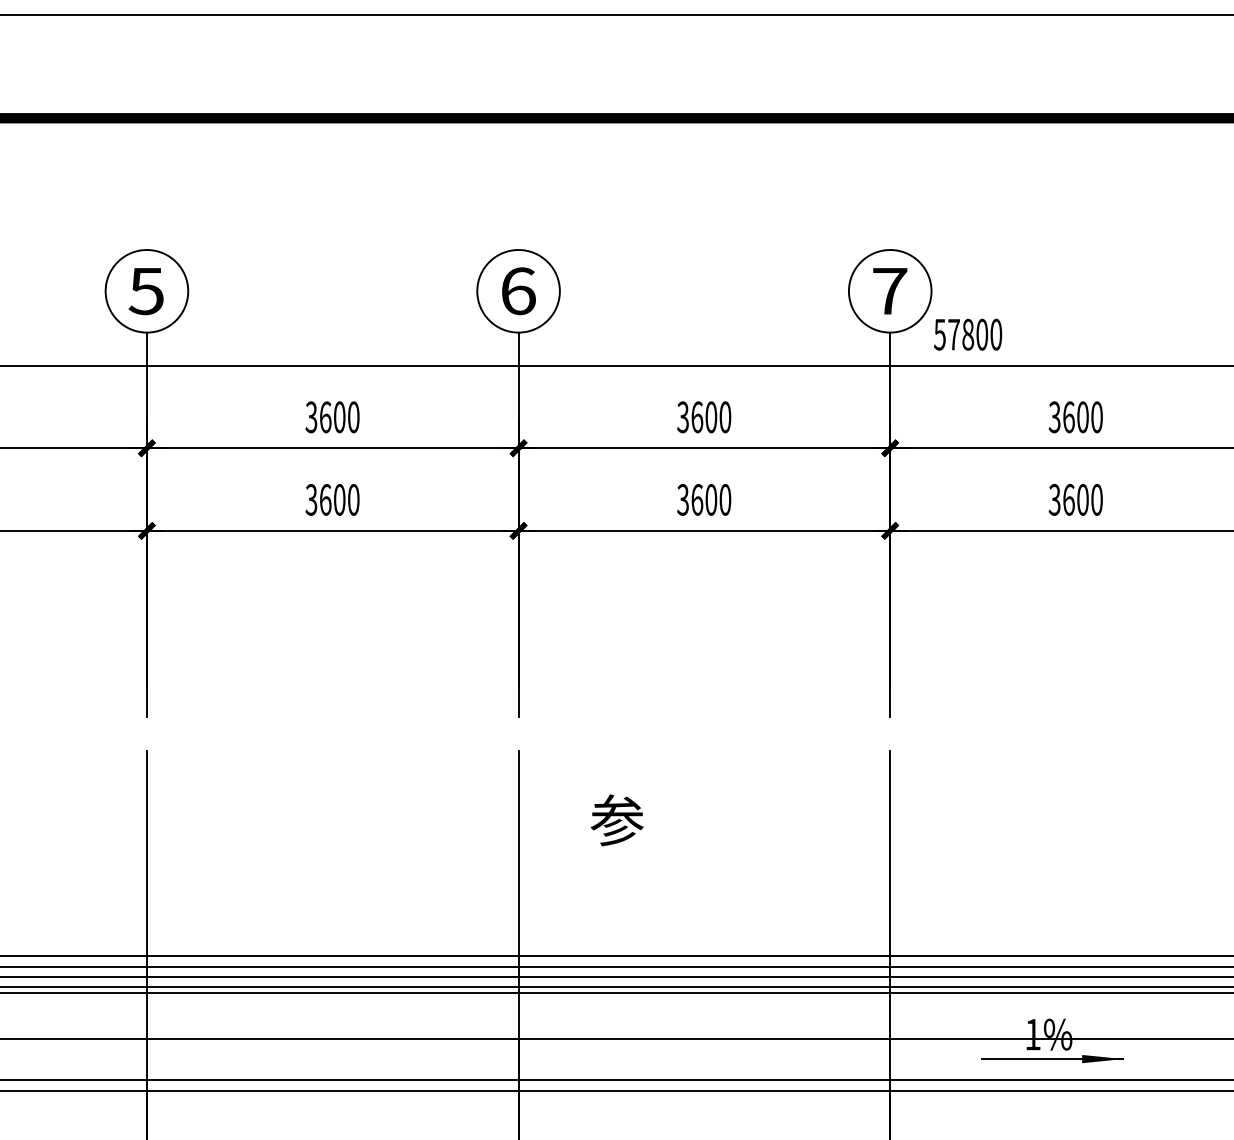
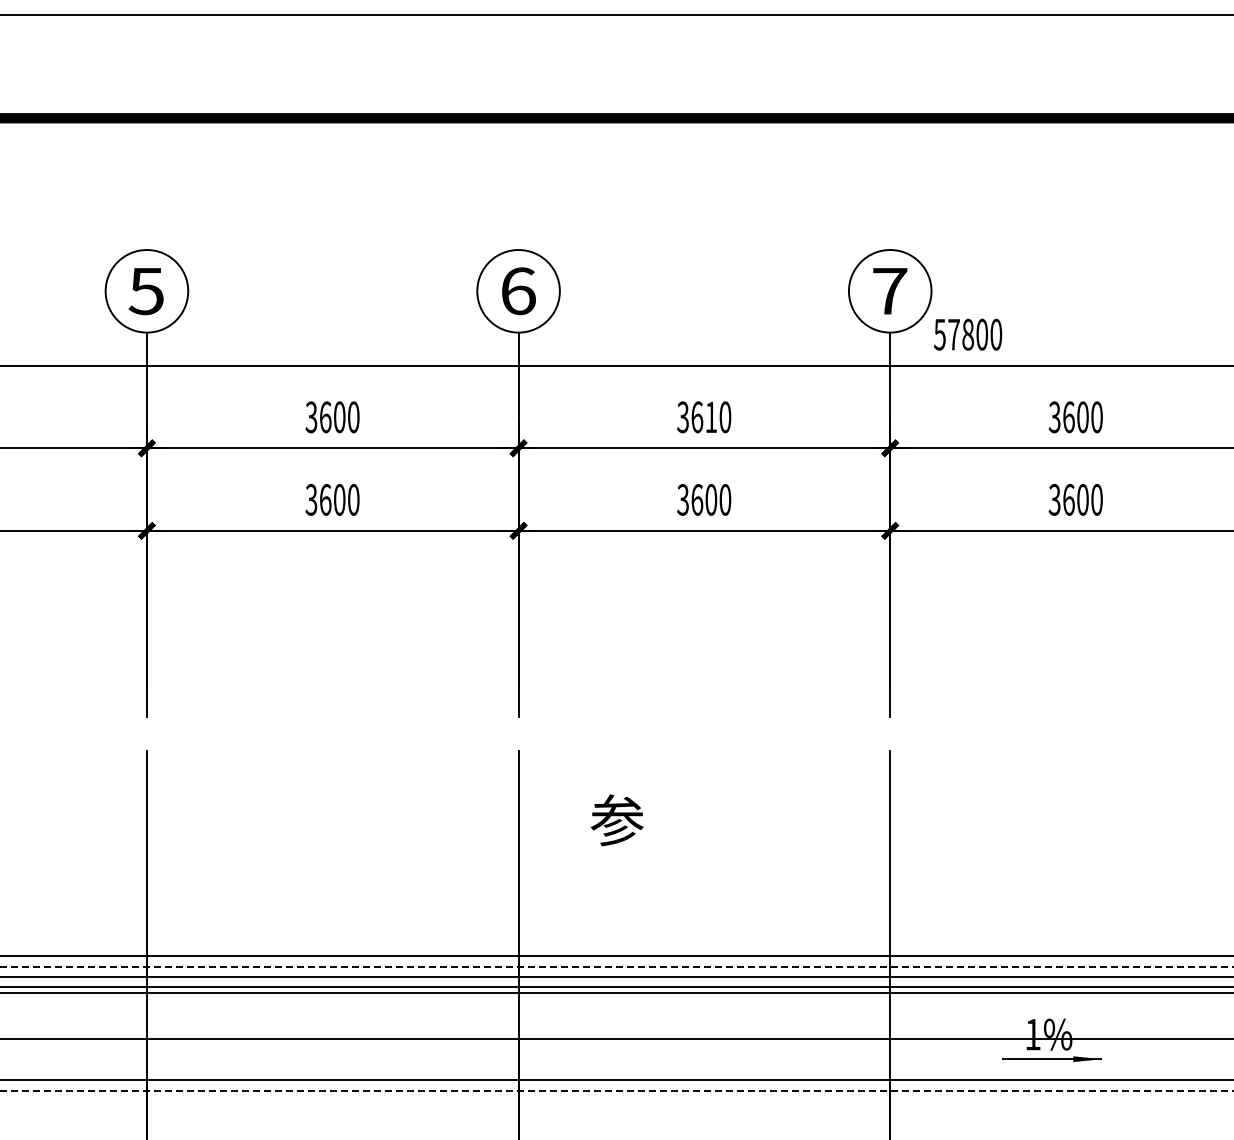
text: 3600 -> 3610 (711, 417)
line: solid -> dashed (616, 966)
part size: 143x9 px -> 100x6 px (1051, 1058)
line: solid -> dashed (616, 1090)
